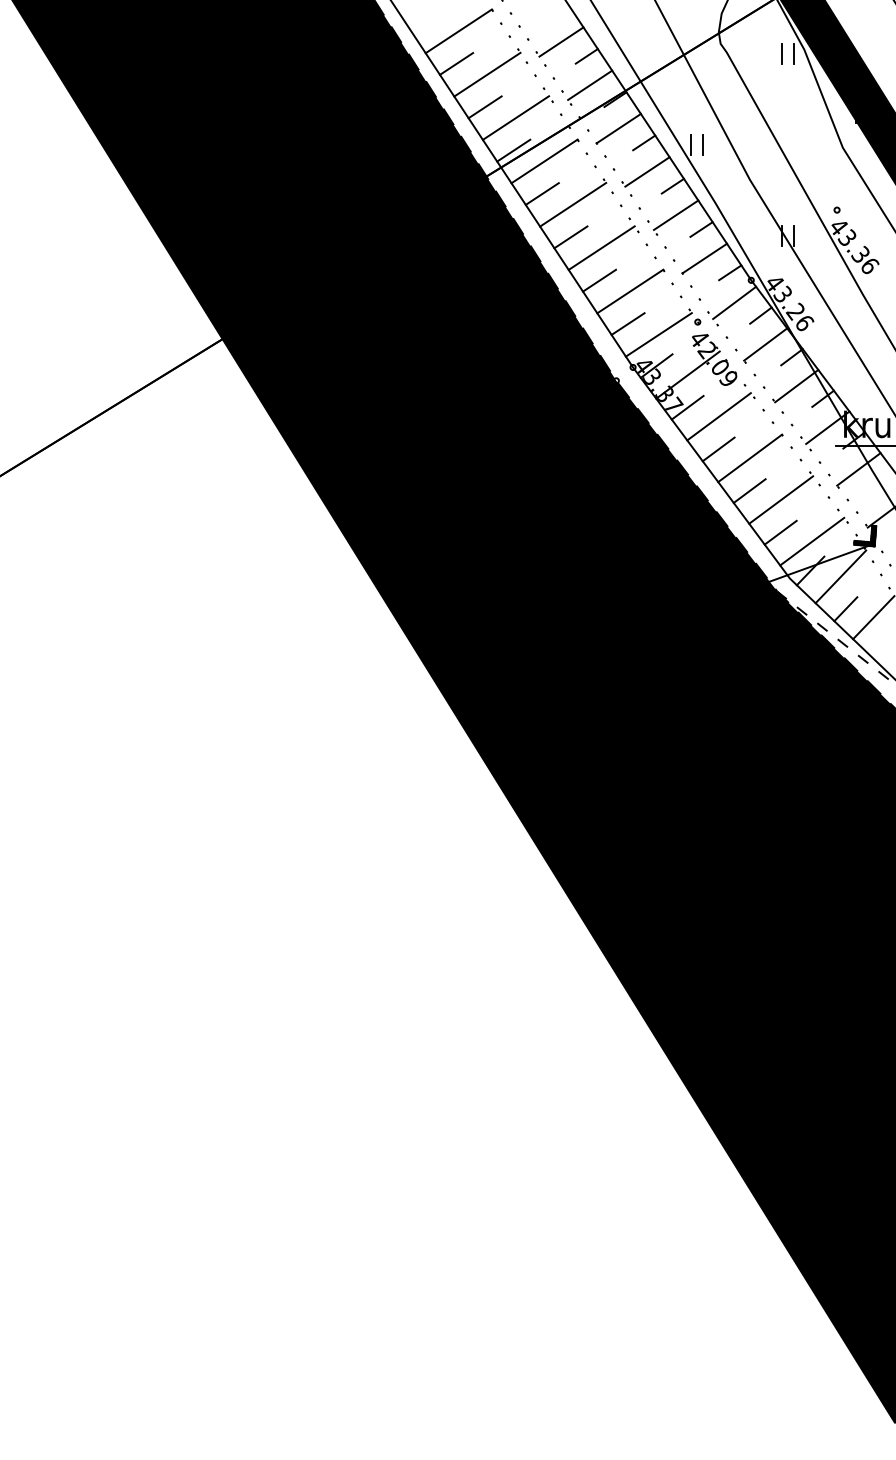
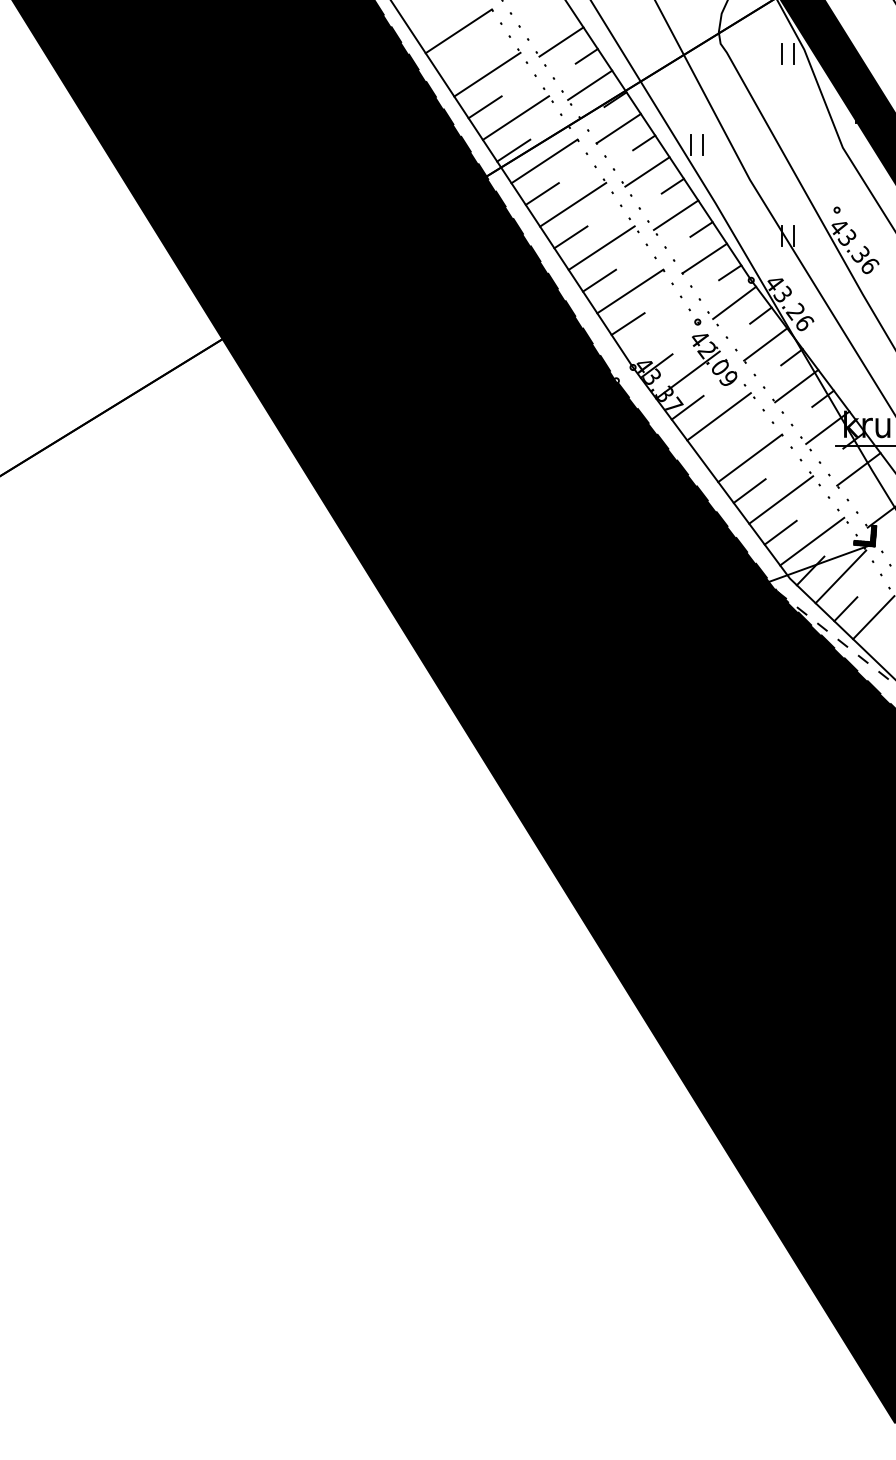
line: present -> none (456, 63)
line: present -> none (658, 334)
line: present -> none (718, 449)
